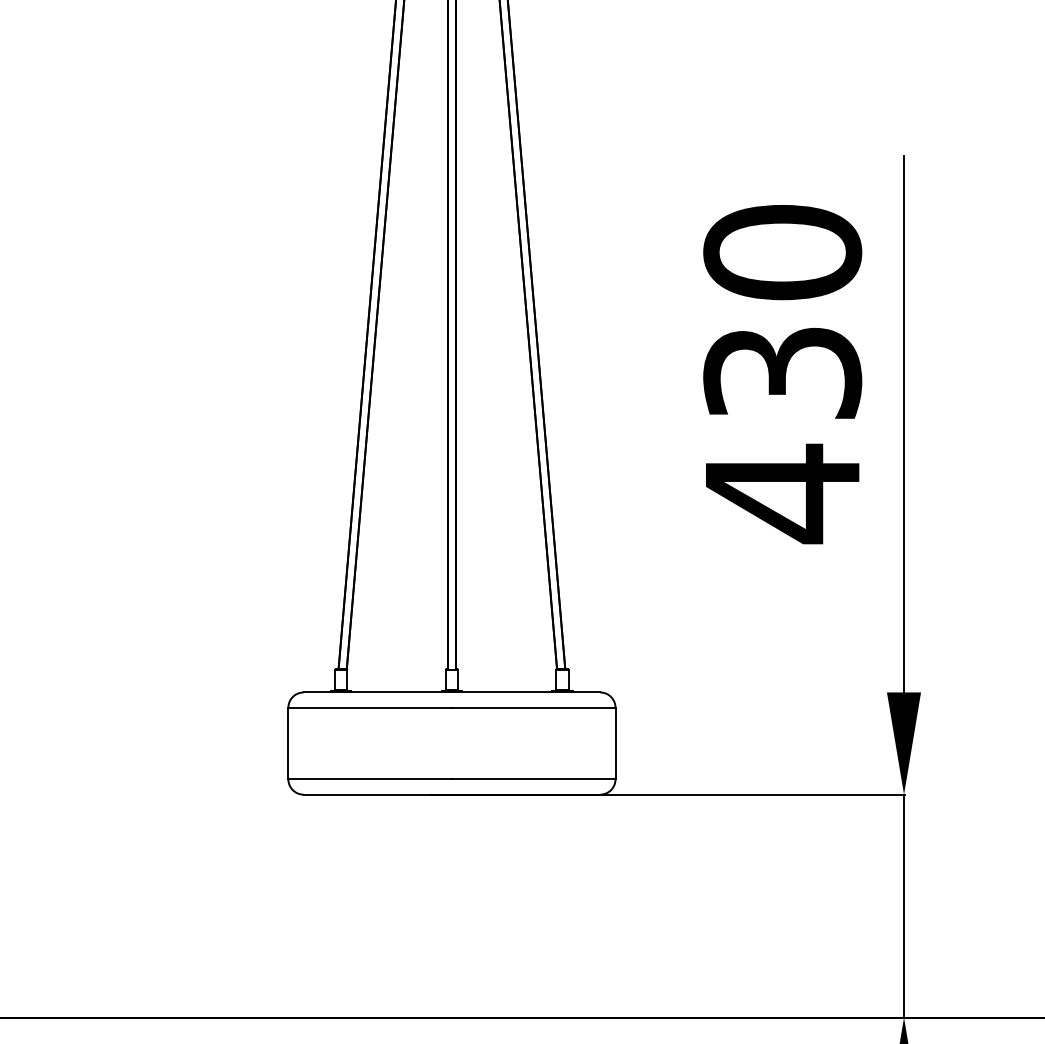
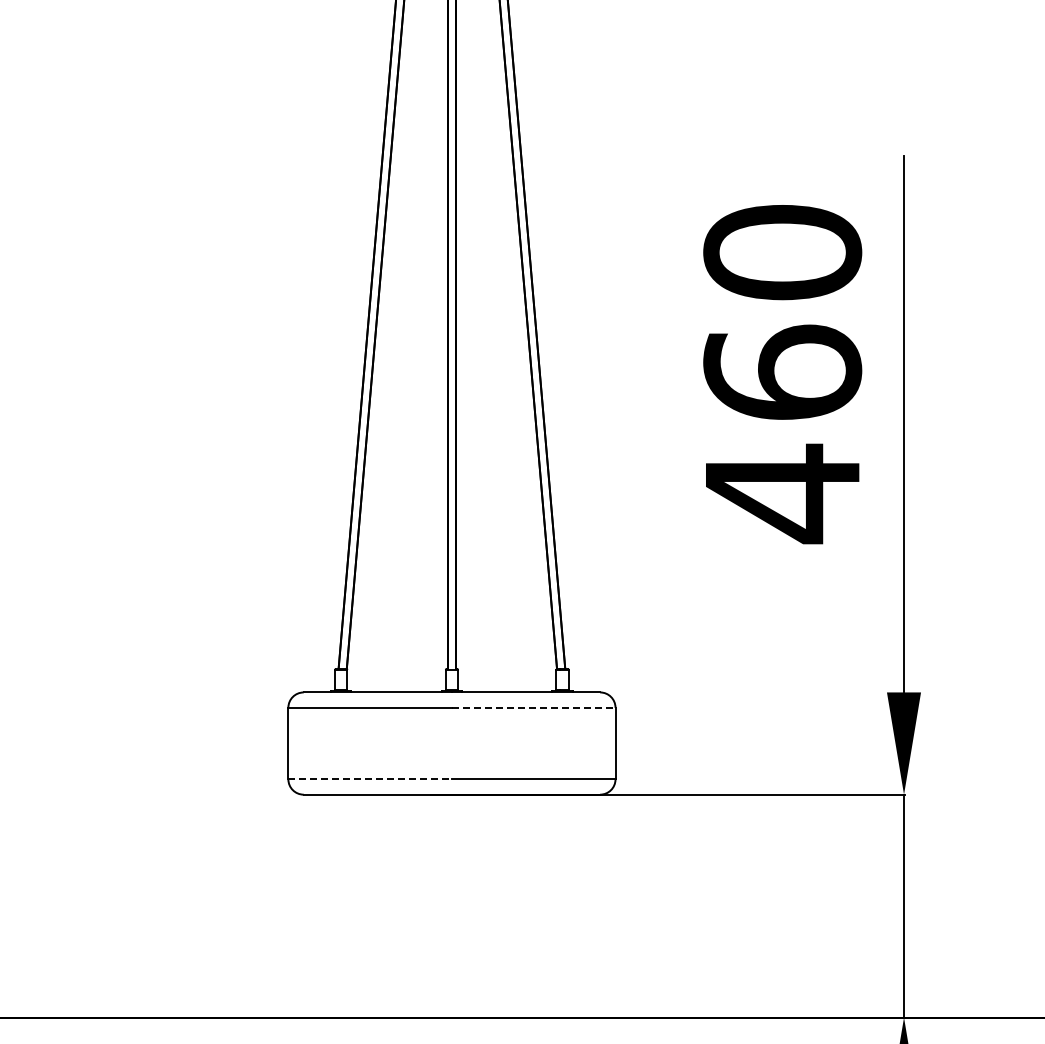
text: 430 -> 460 (782, 371)
line: solid -> dashed (533, 707)
line: solid -> dashed (370, 779)
